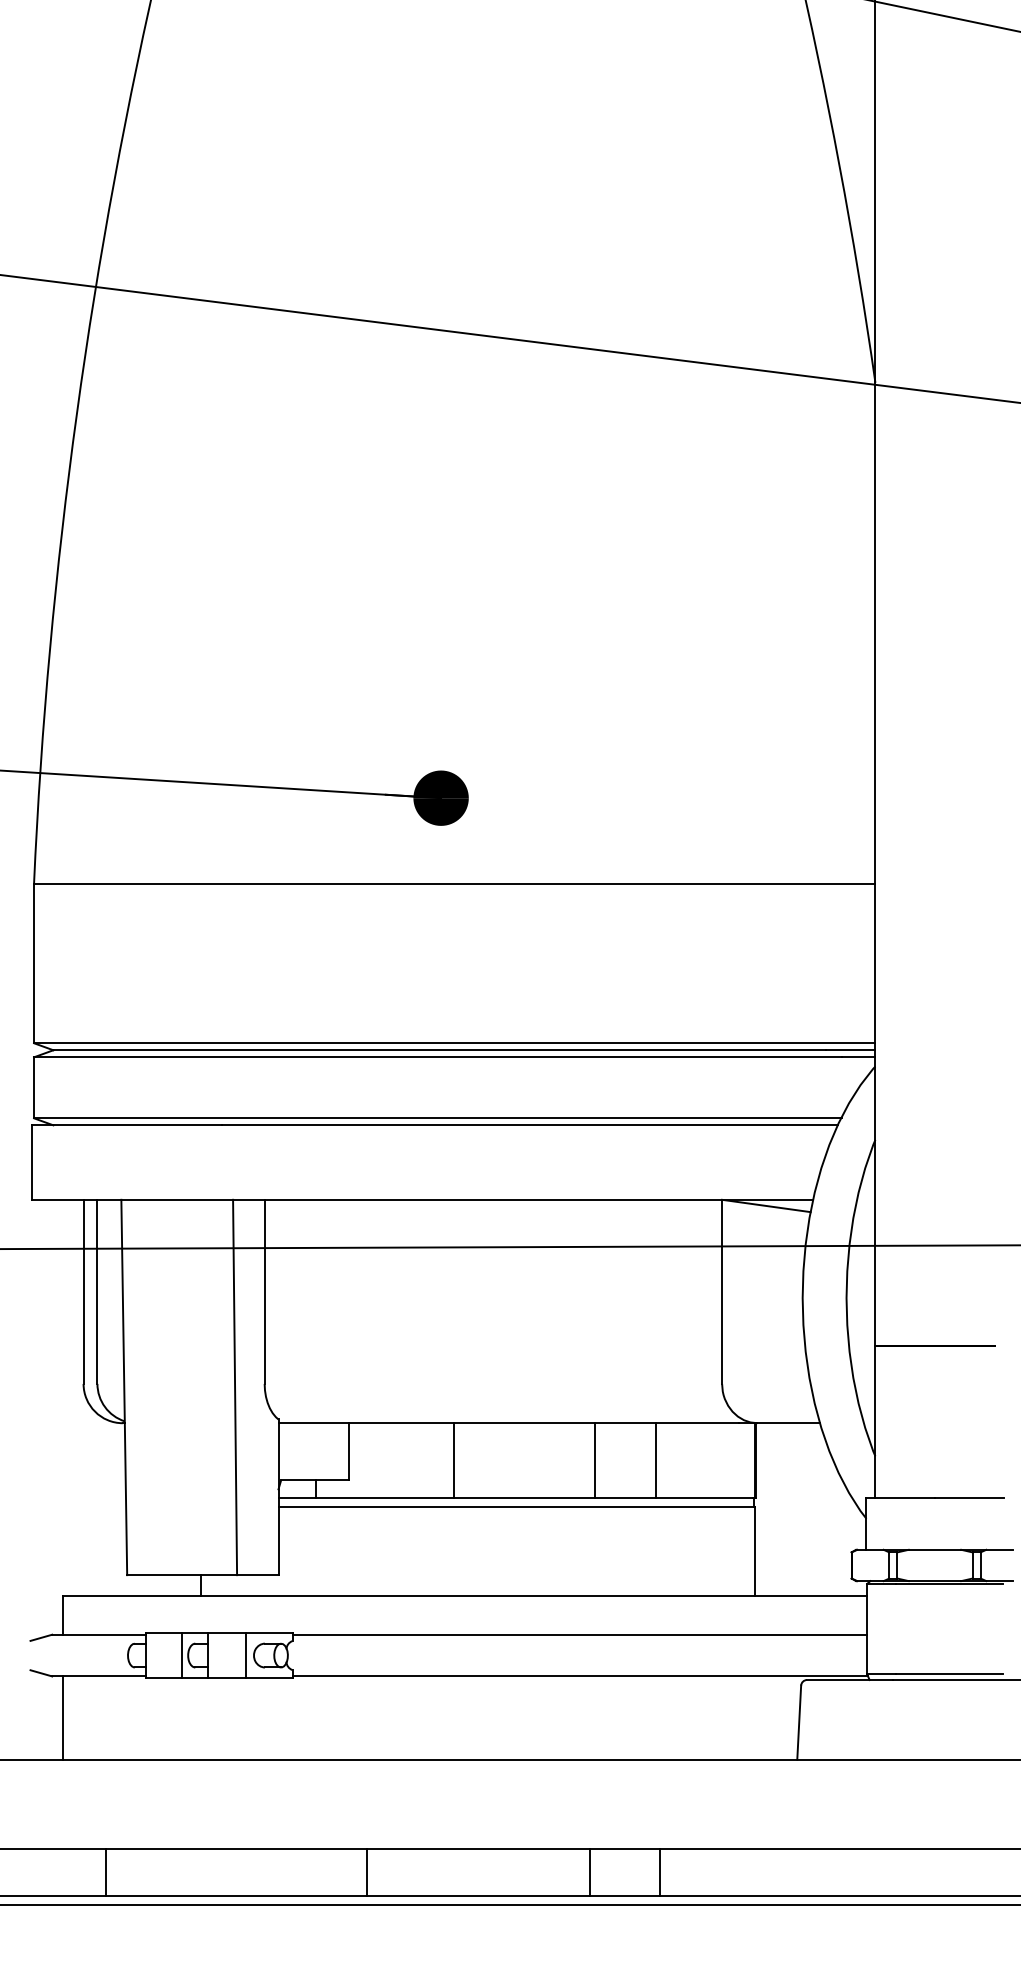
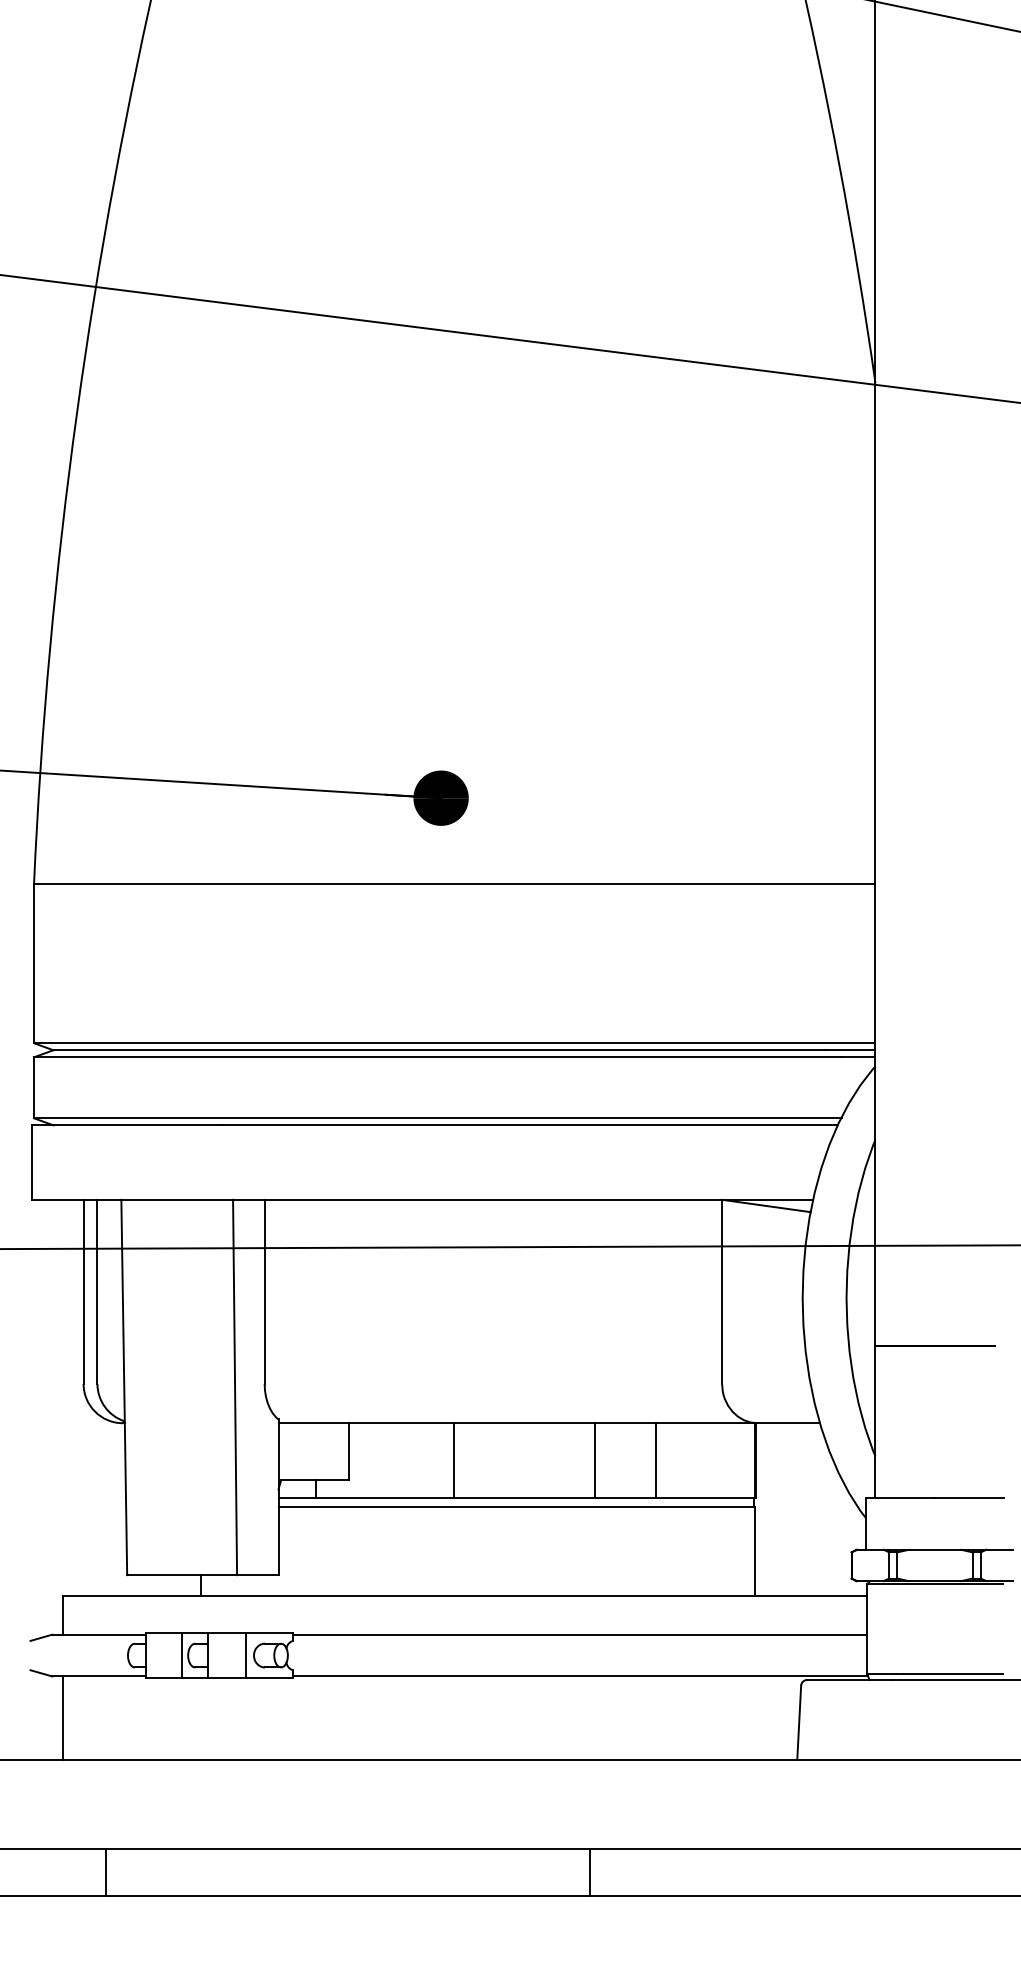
line: present -> none (366, 1872)
line: present -> none (659, 1872)
line: present -> none (509, 1905)
